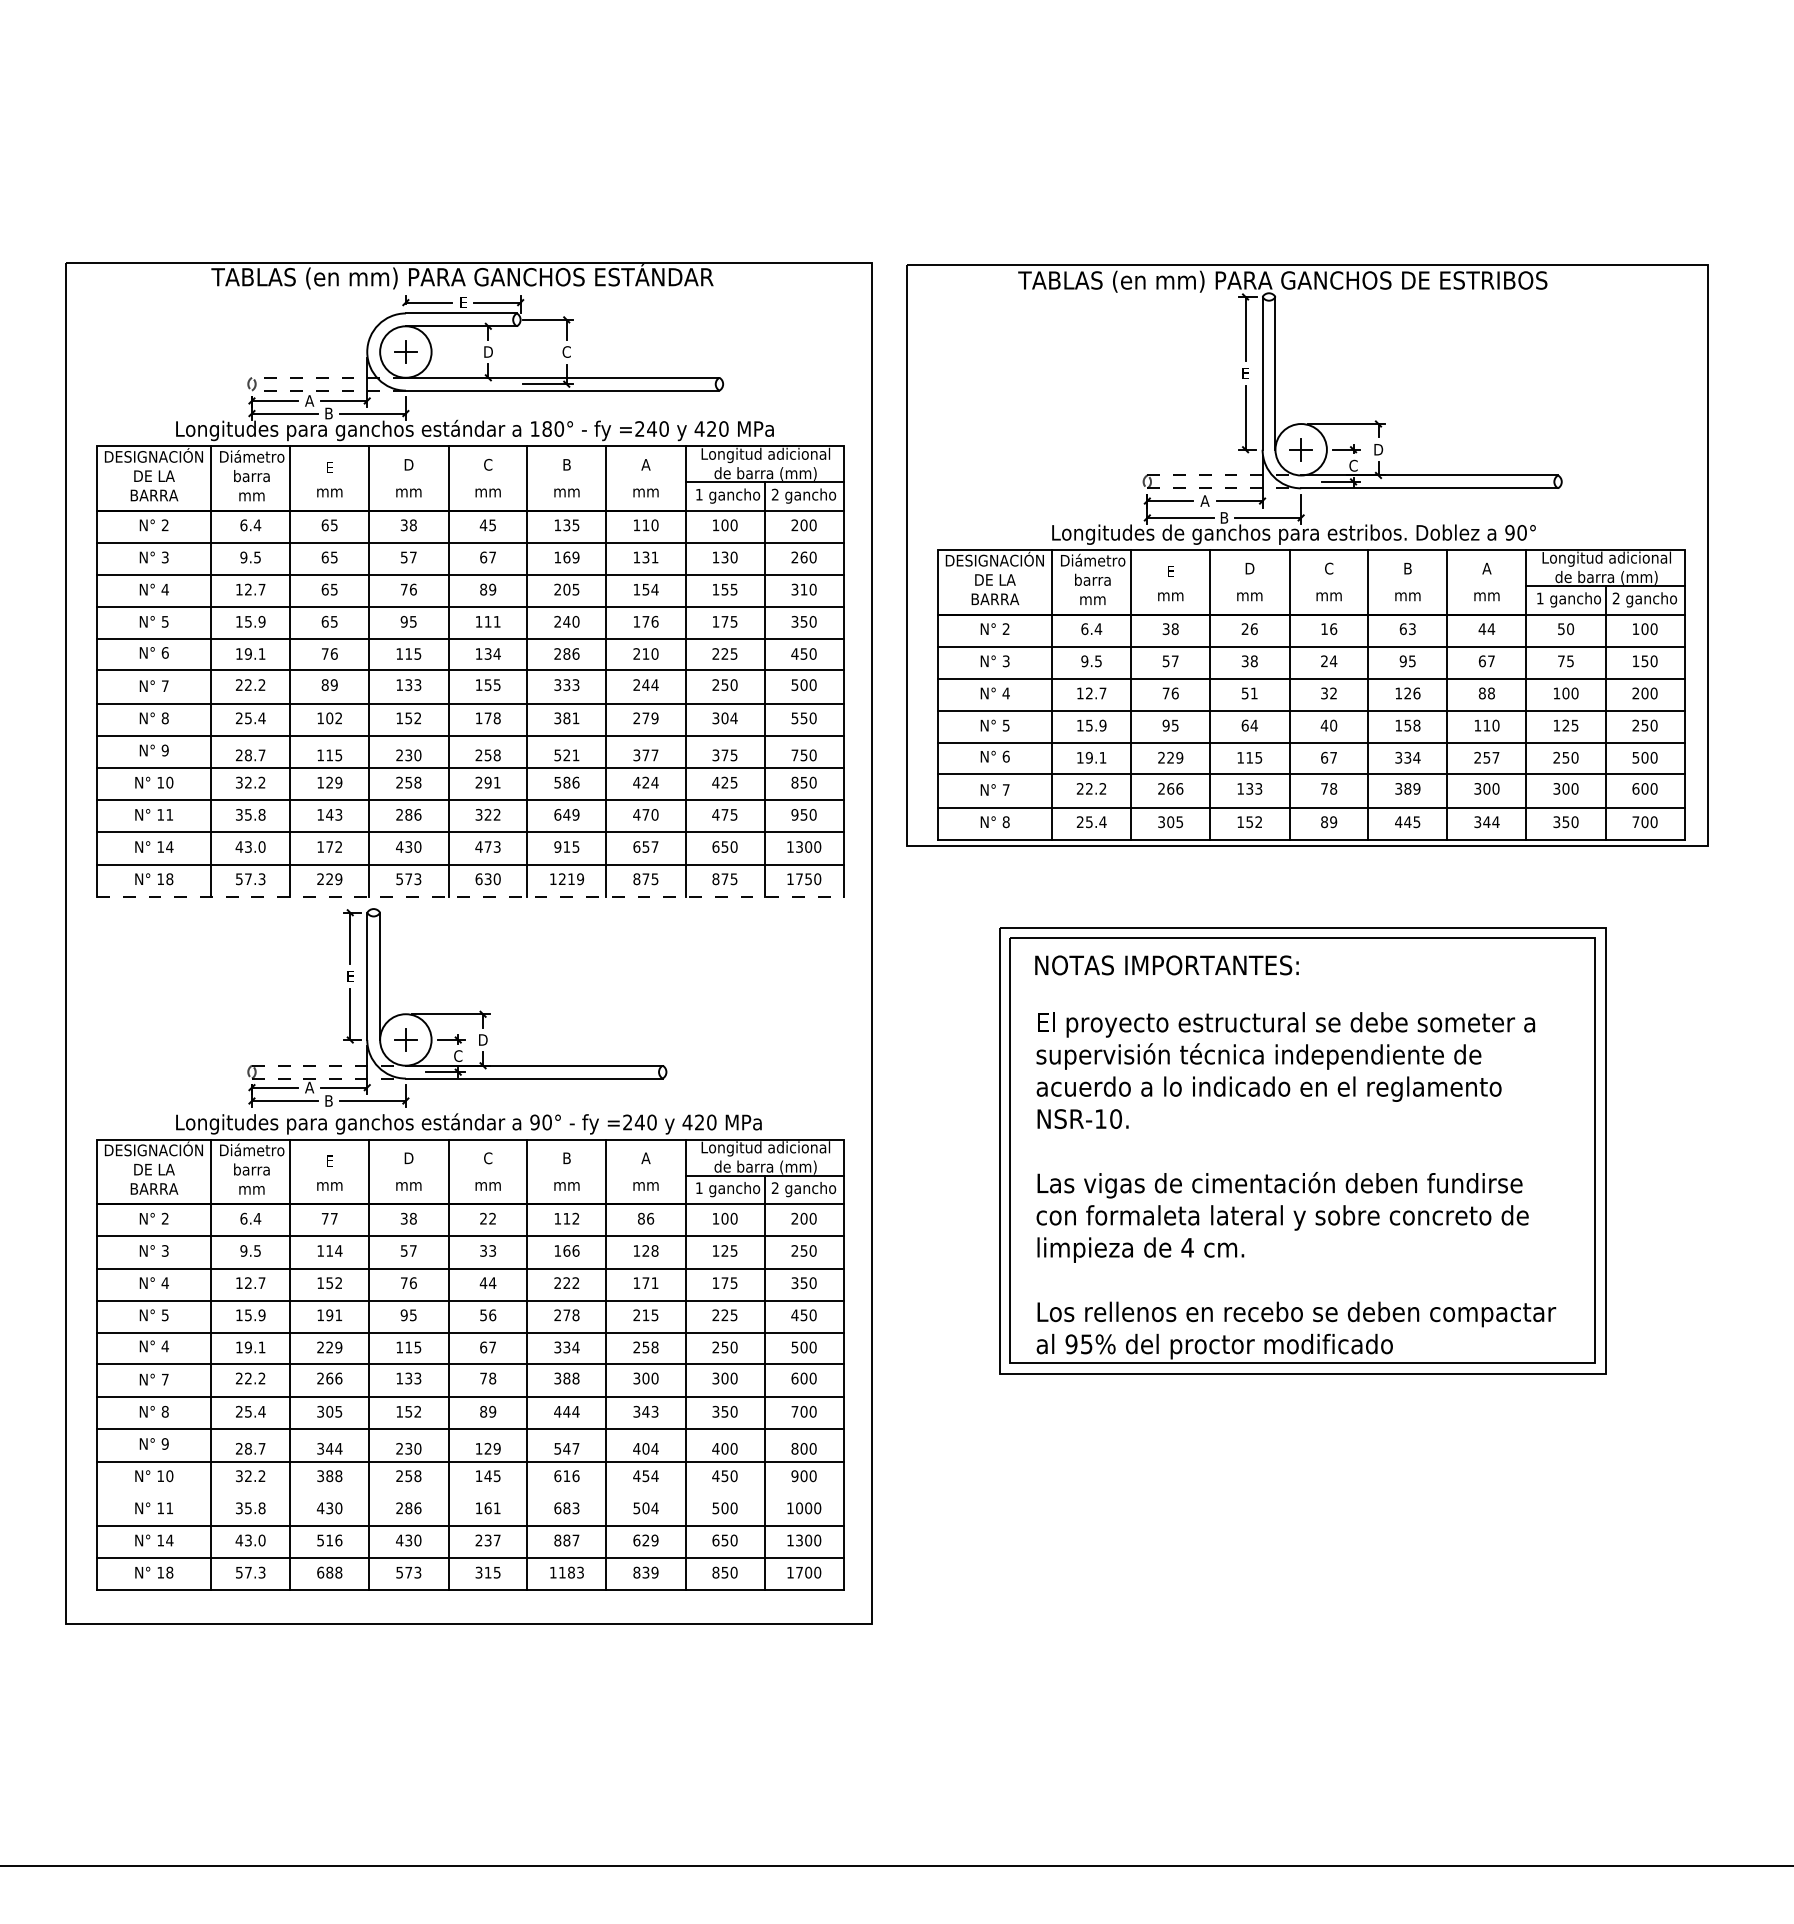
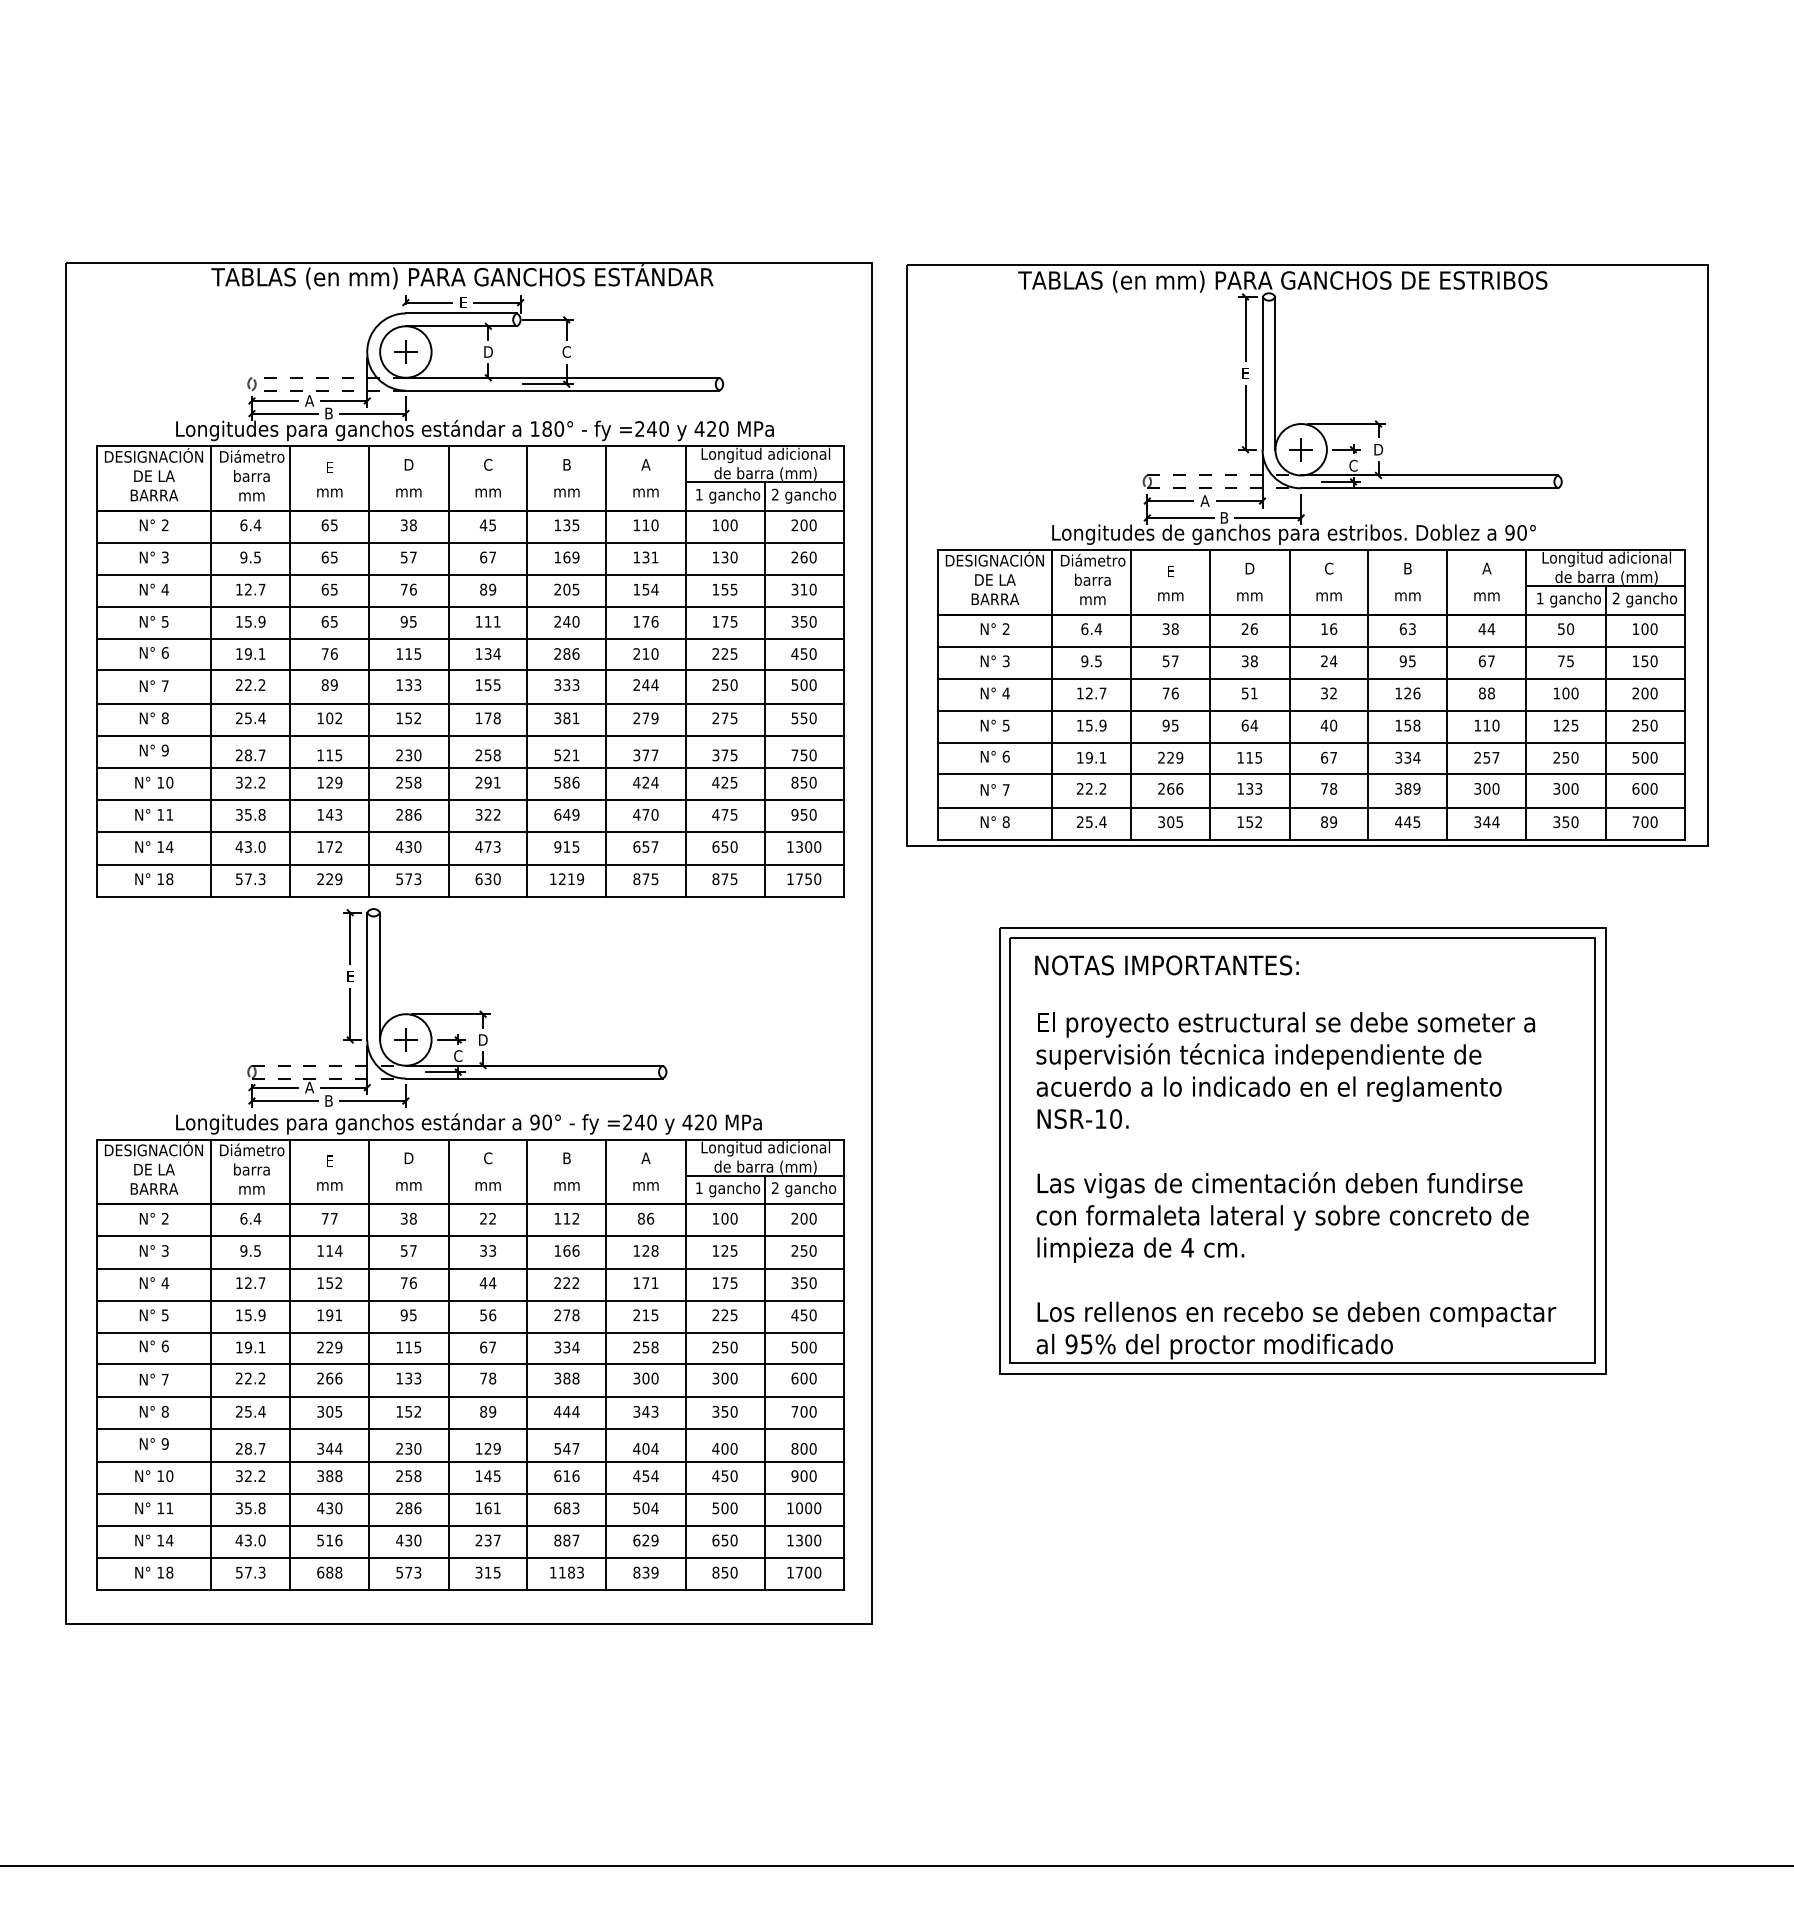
text: 304 -> 275 (724, 718)
line: dashed -> solid (470, 896)
text: 4 -> 6 (164, 1346)
line: none -> present (470, 1493)
